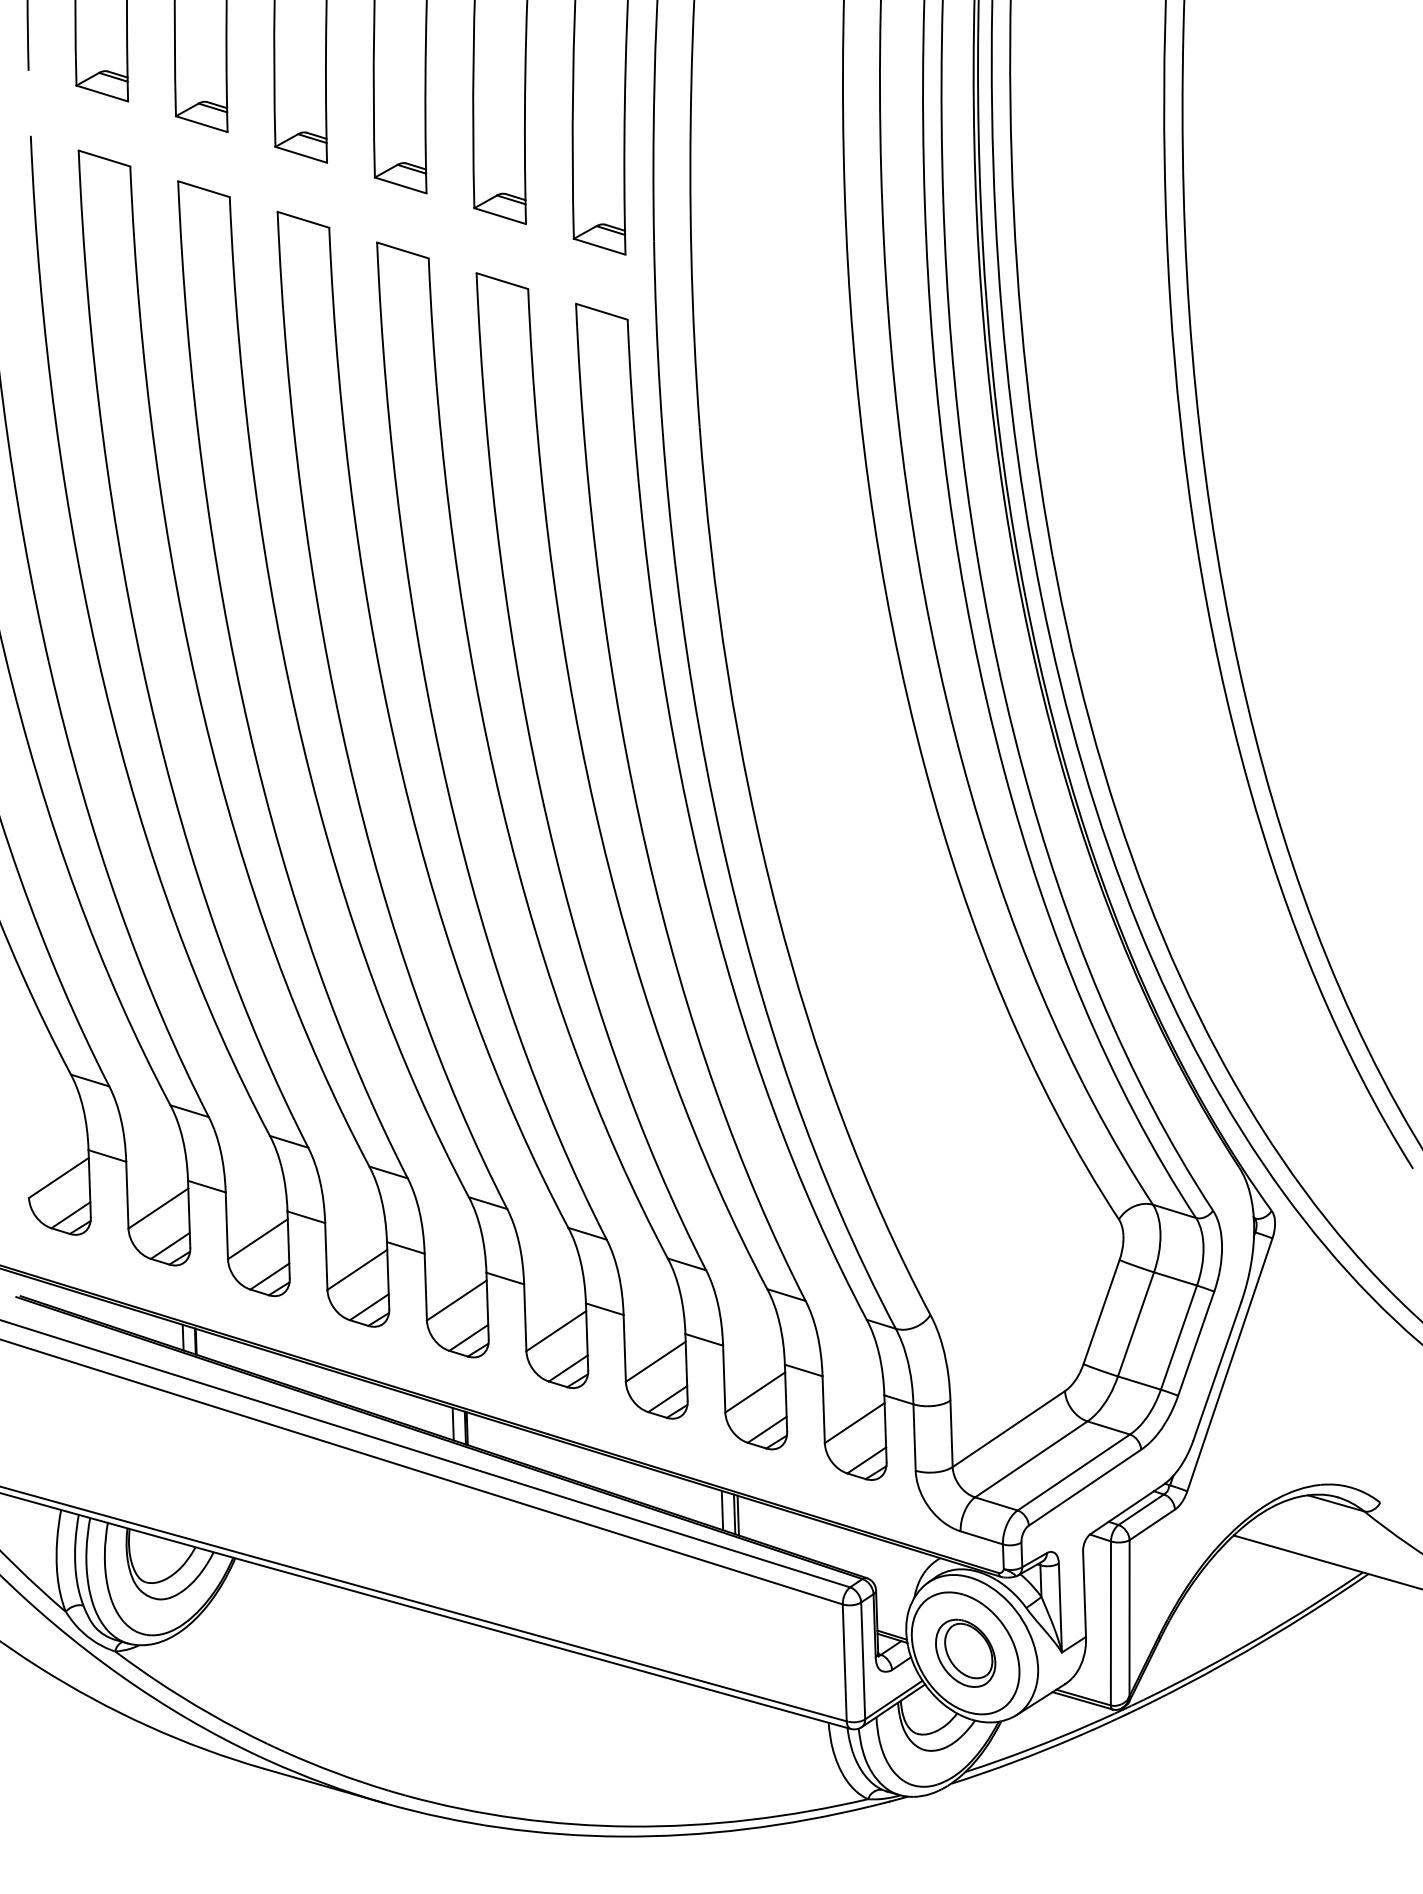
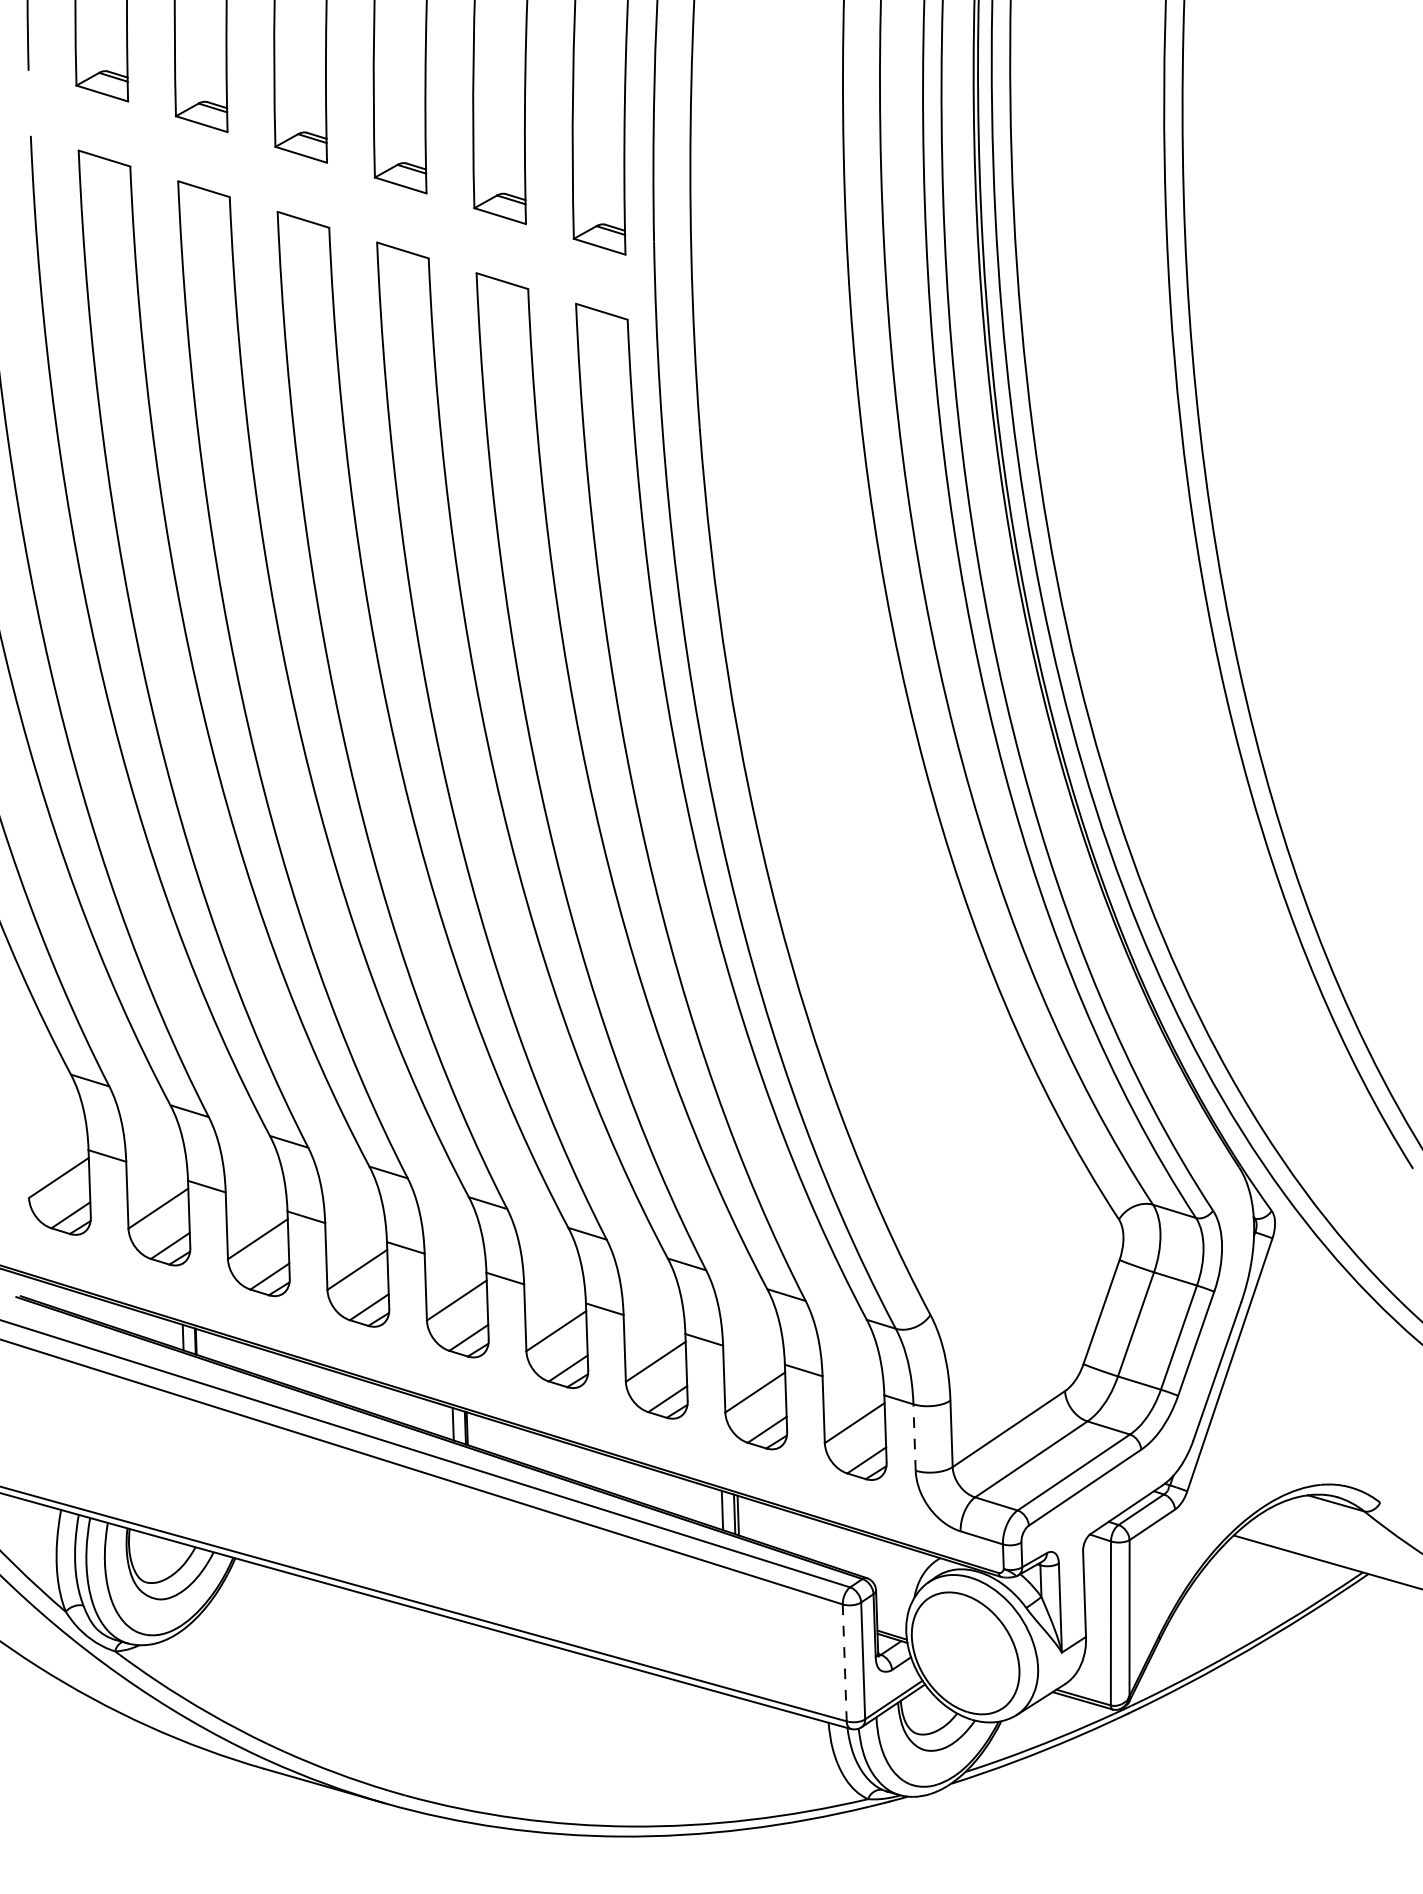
line: solid -> dashed (914, 1437)
part: present -> none (965, 1652)
line: solid -> dashed (844, 1663)
